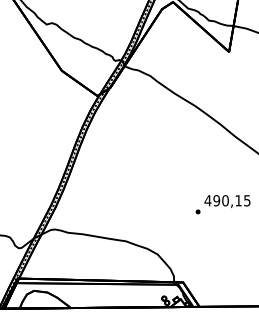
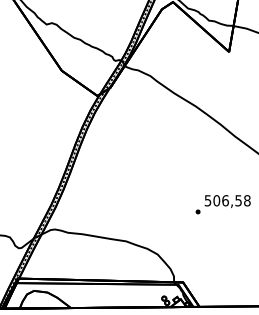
text: 490,15 -> 506,58 (227, 200)
